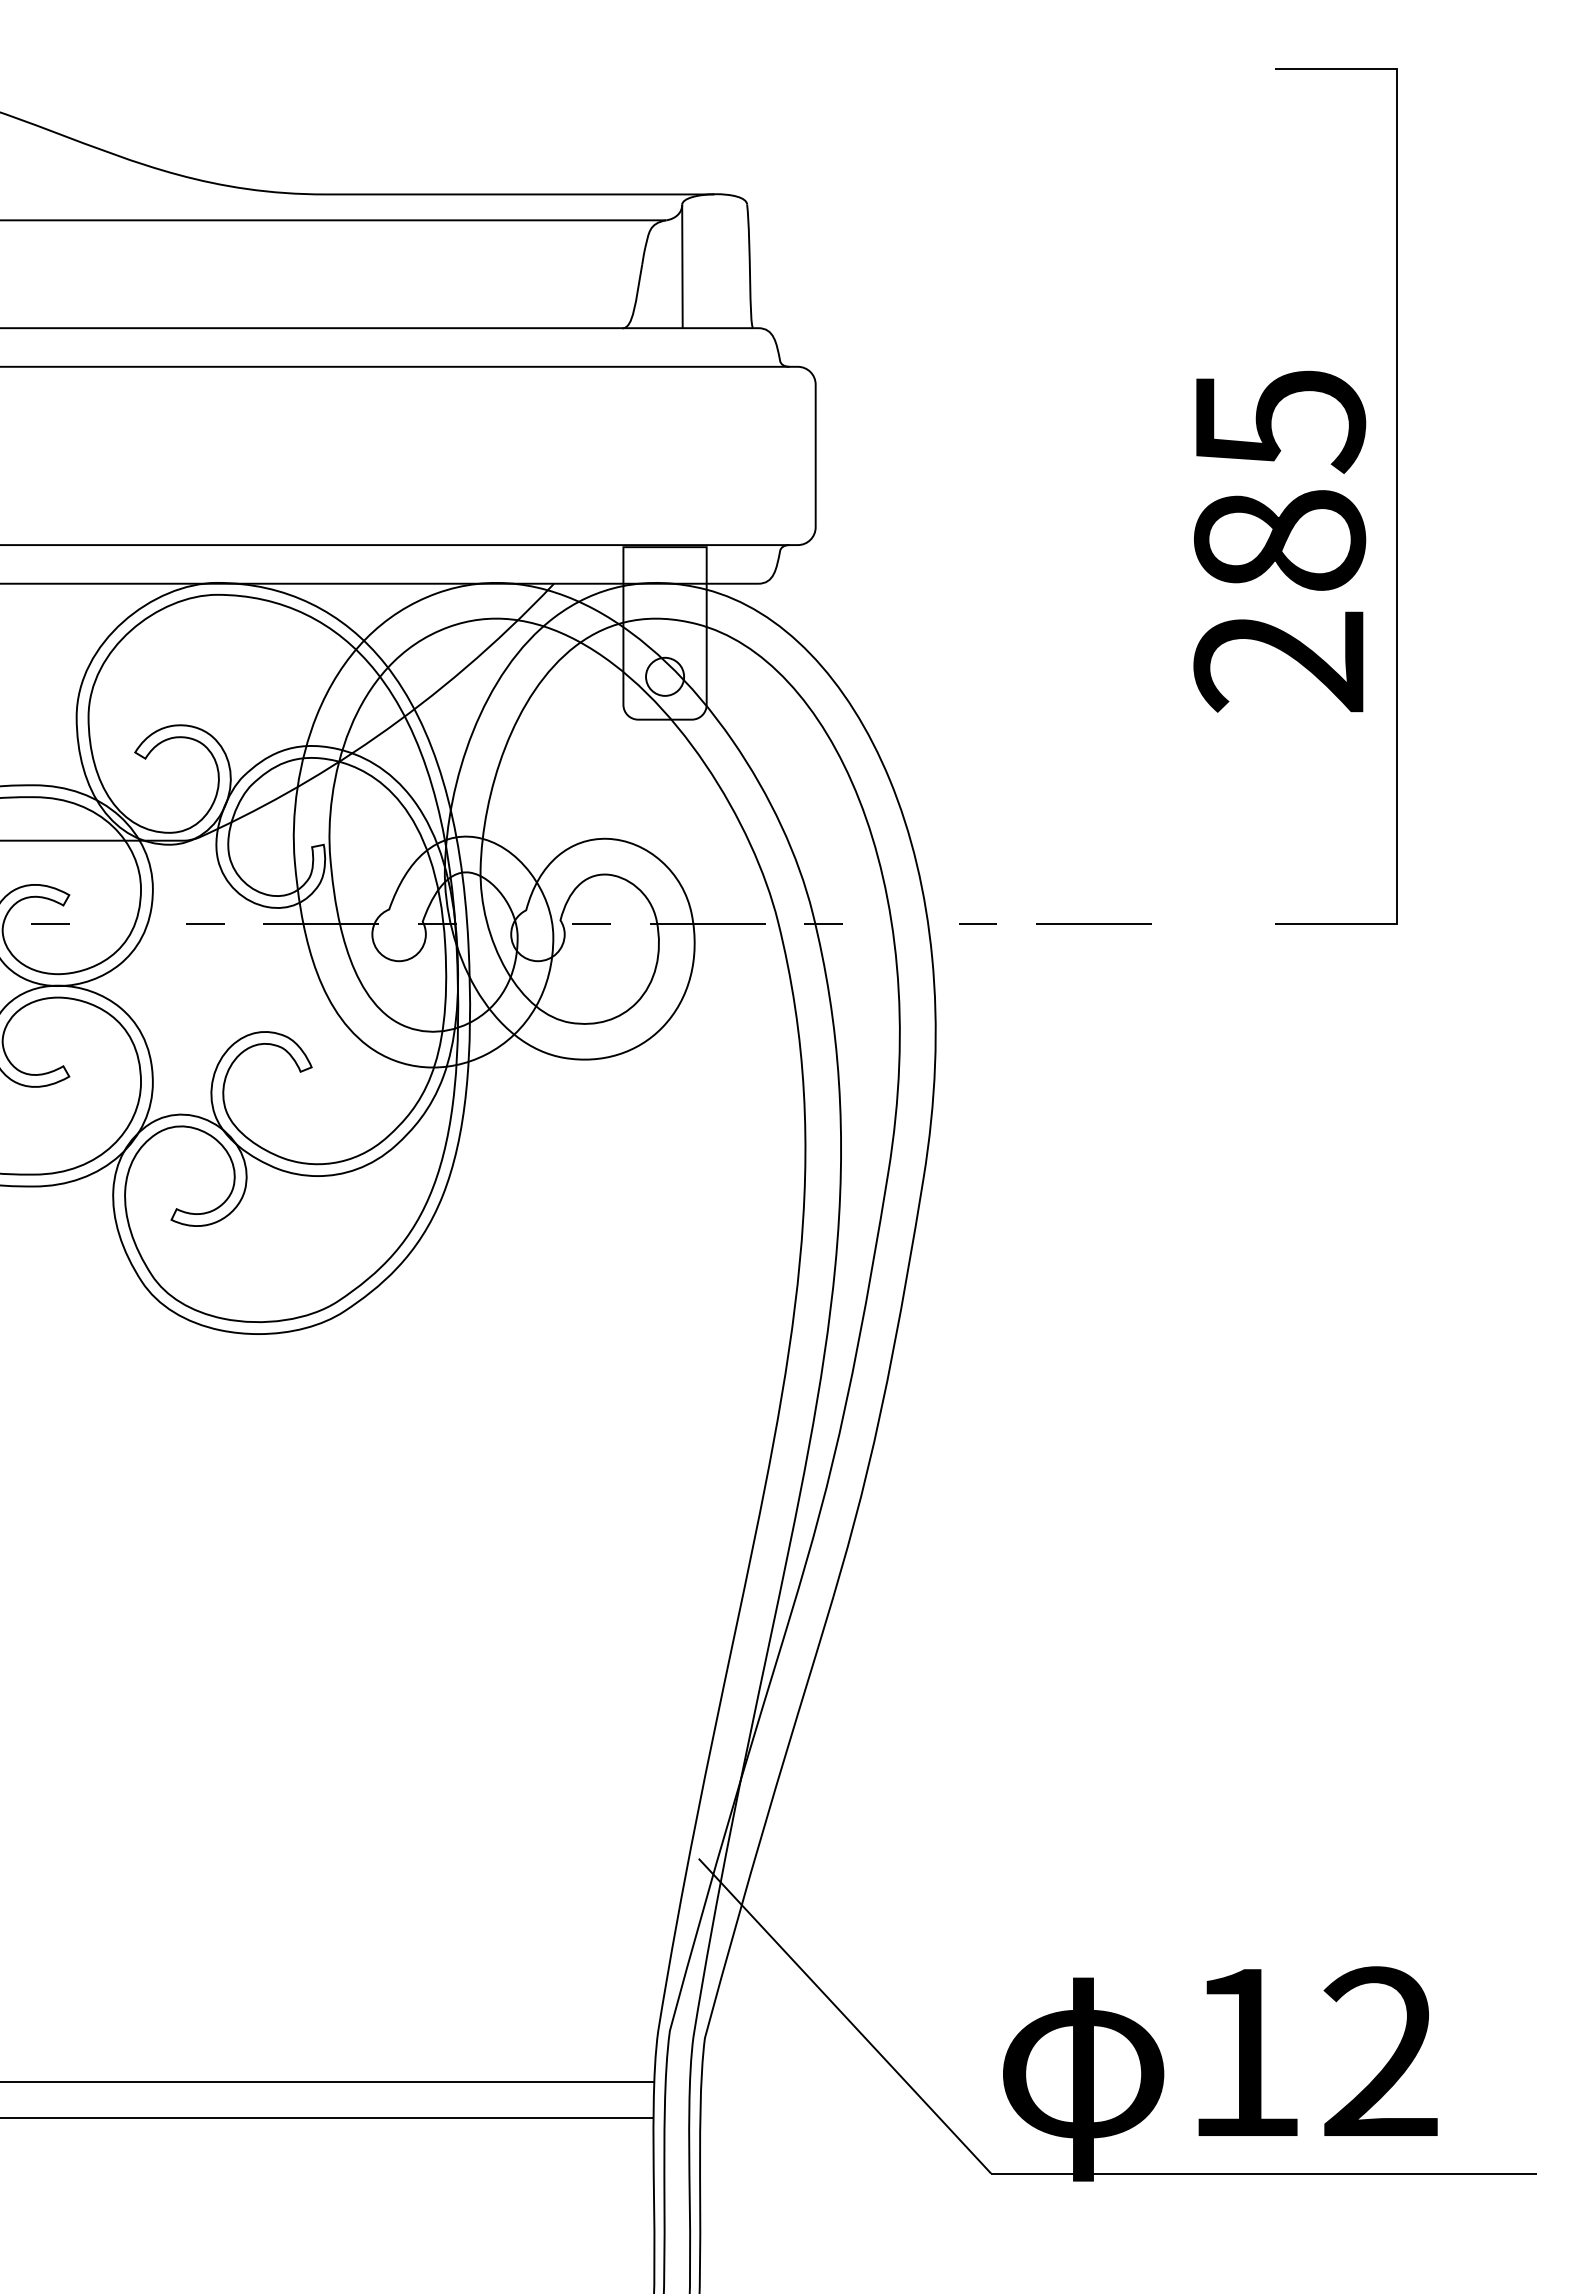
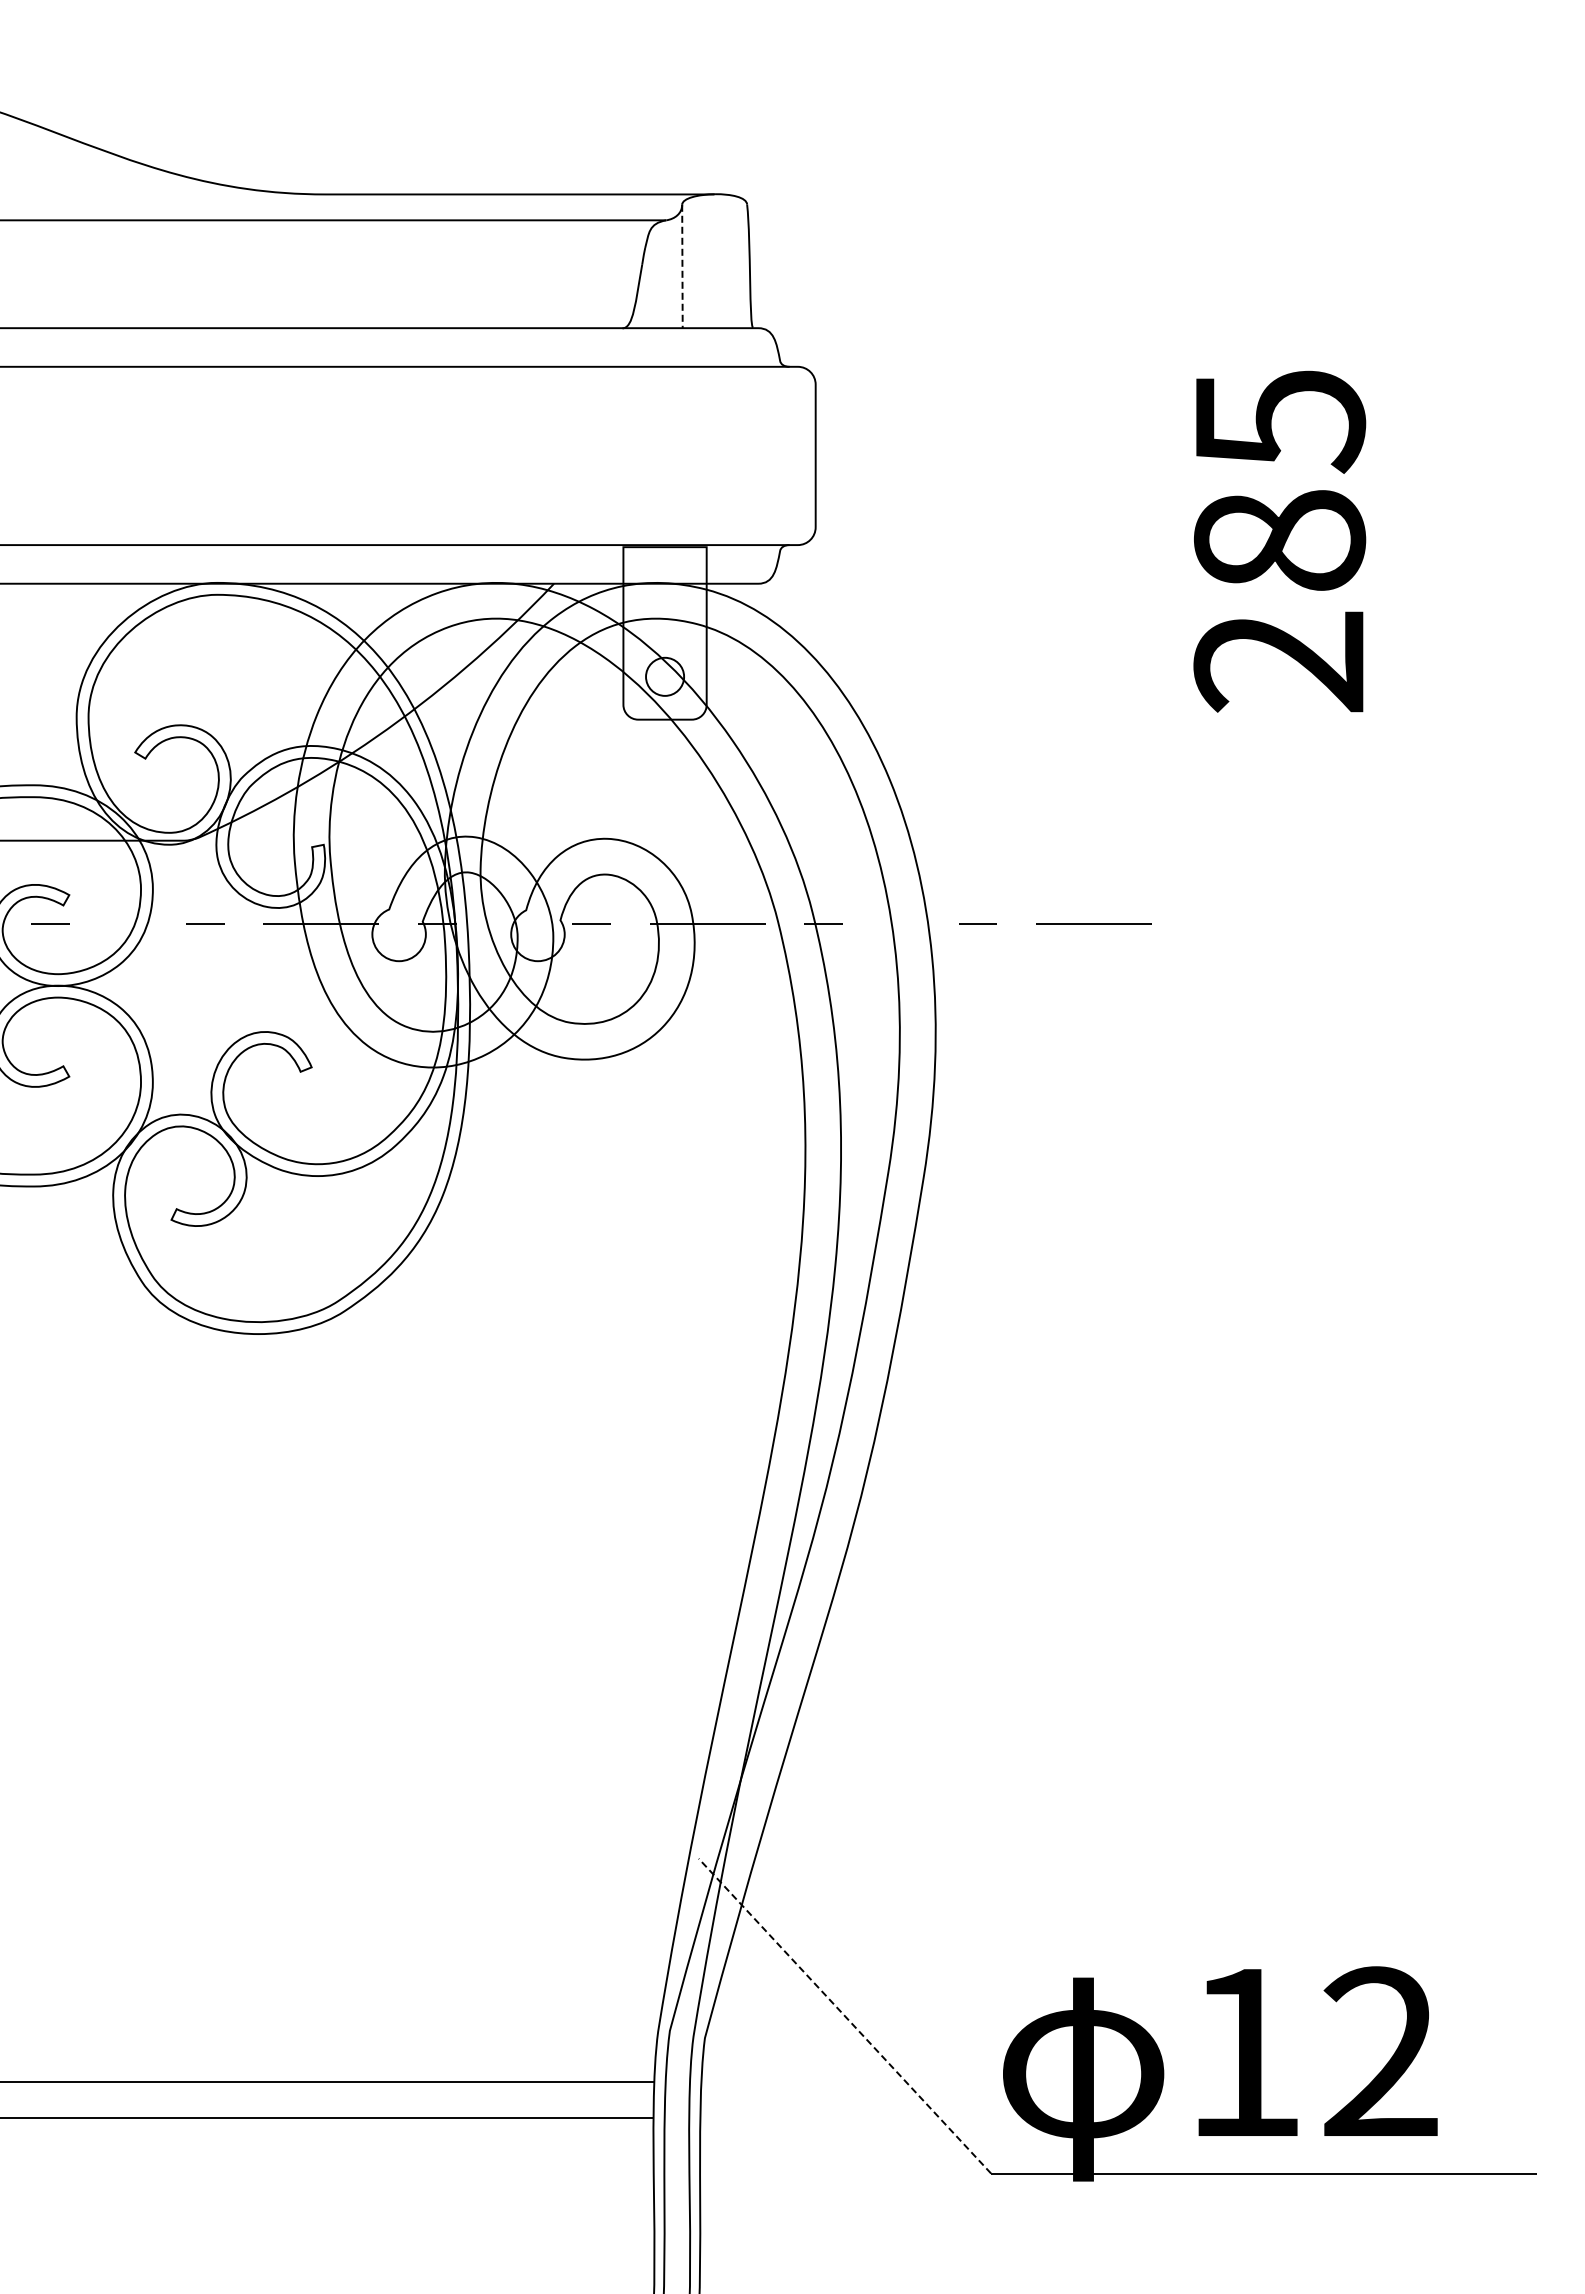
line: solid -> dashed (682, 266)
line: present -> none (1396, 496)
line: solid -> dashed (844, 2016)
